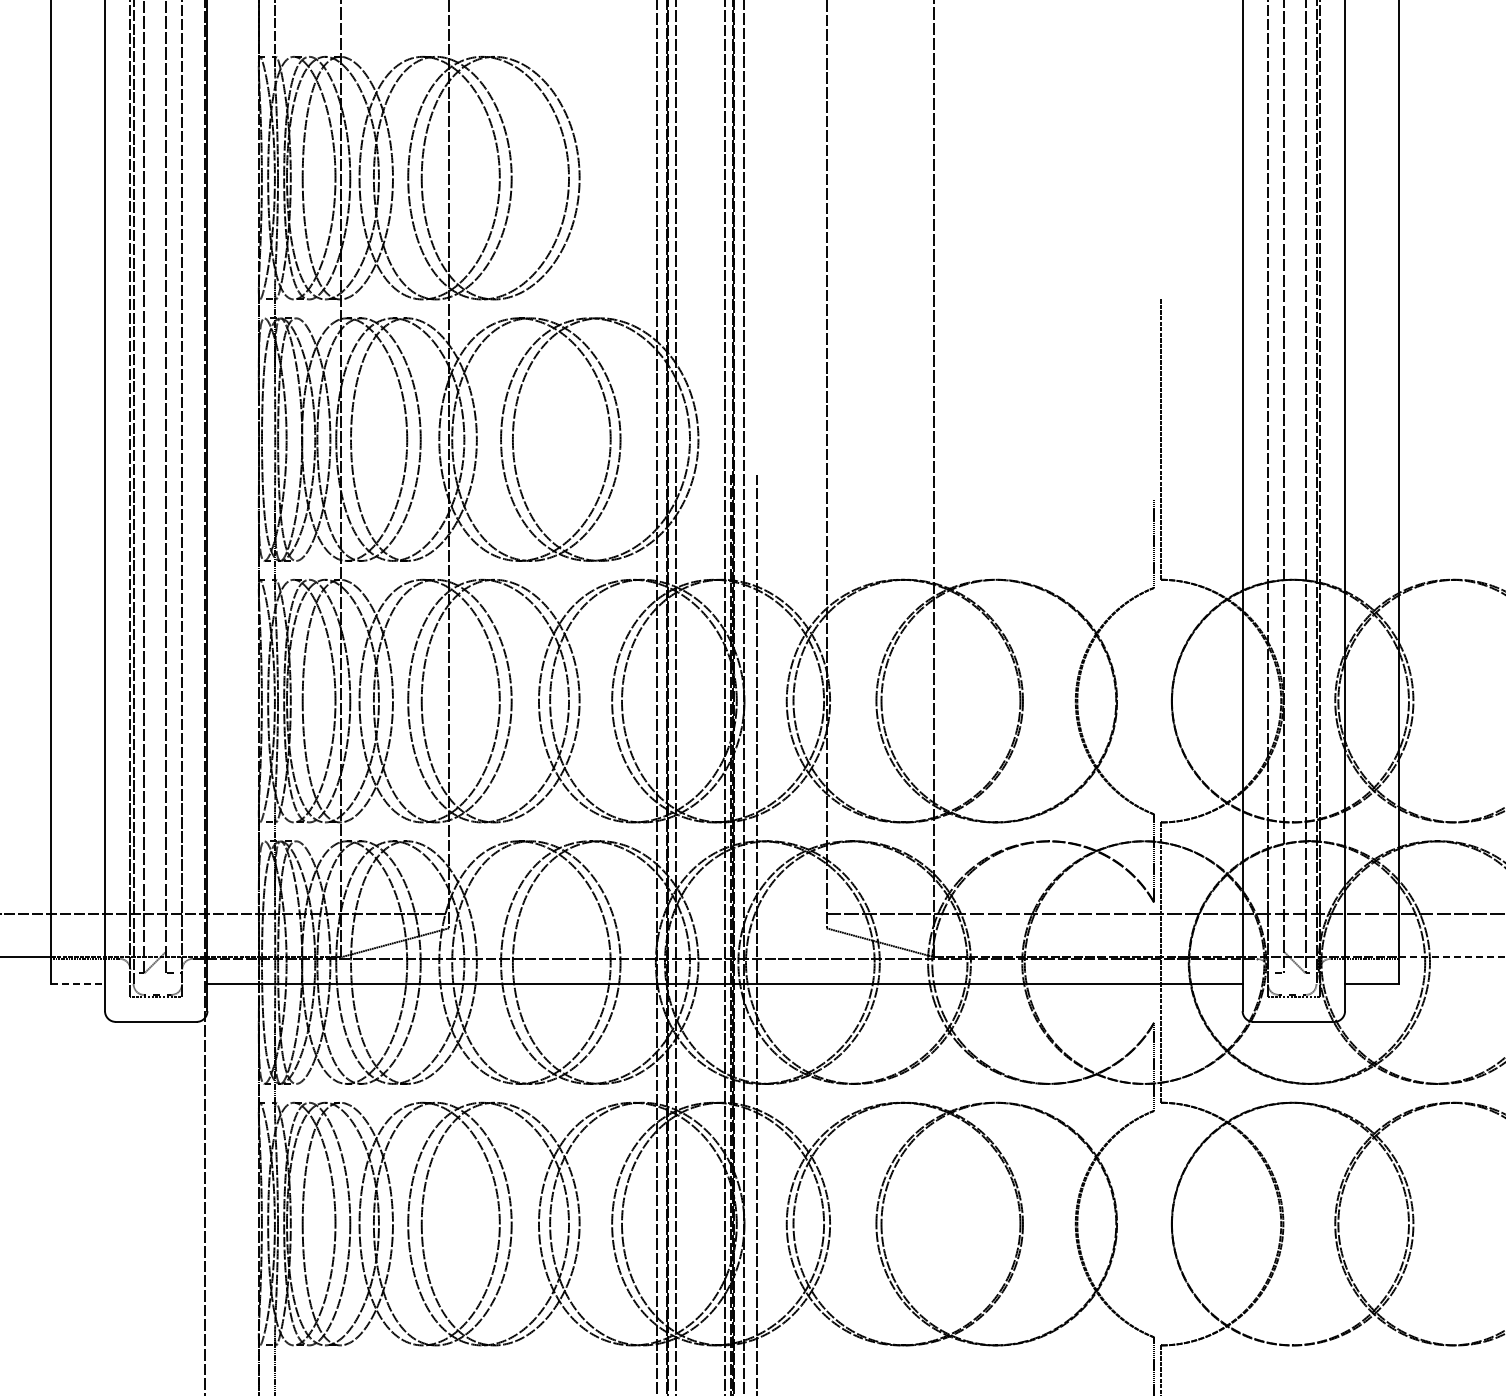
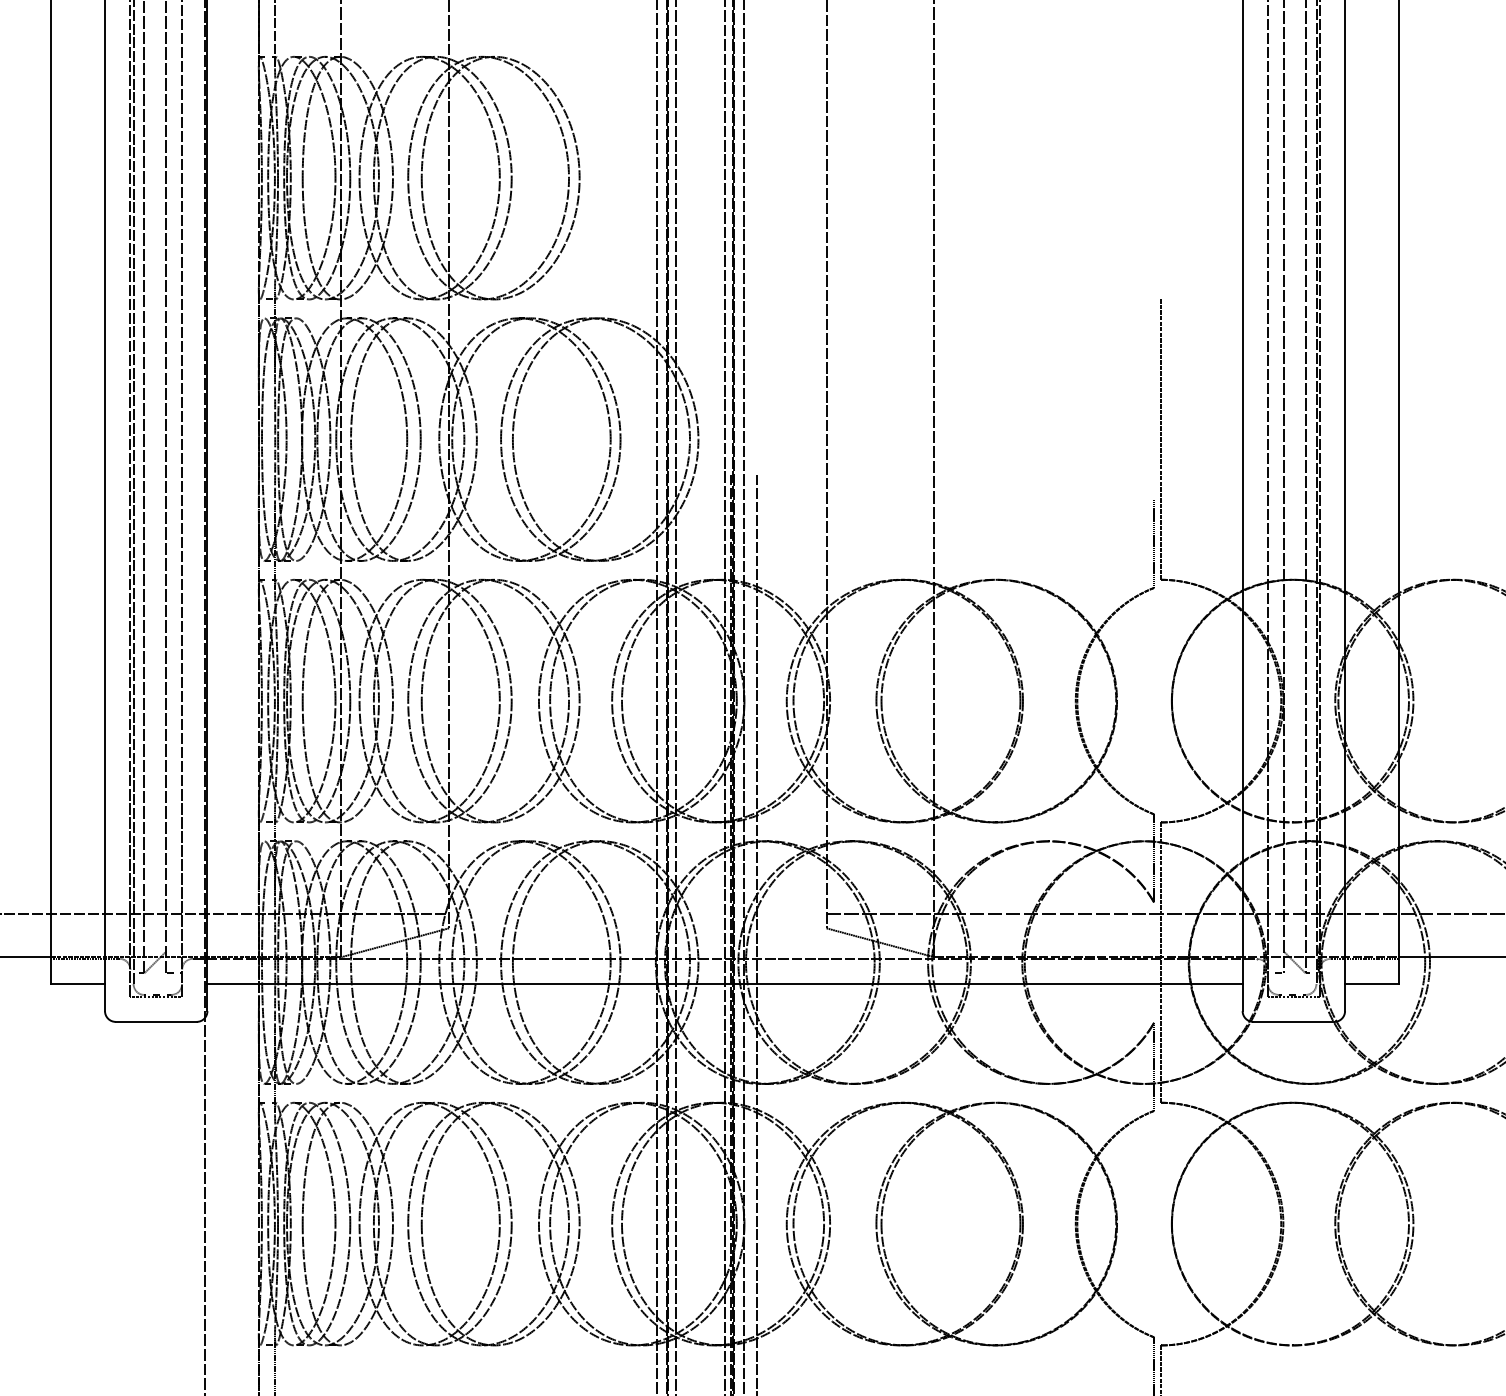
line: dashed -> solid (1452, 957)
line: dashed -> solid (78, 984)
